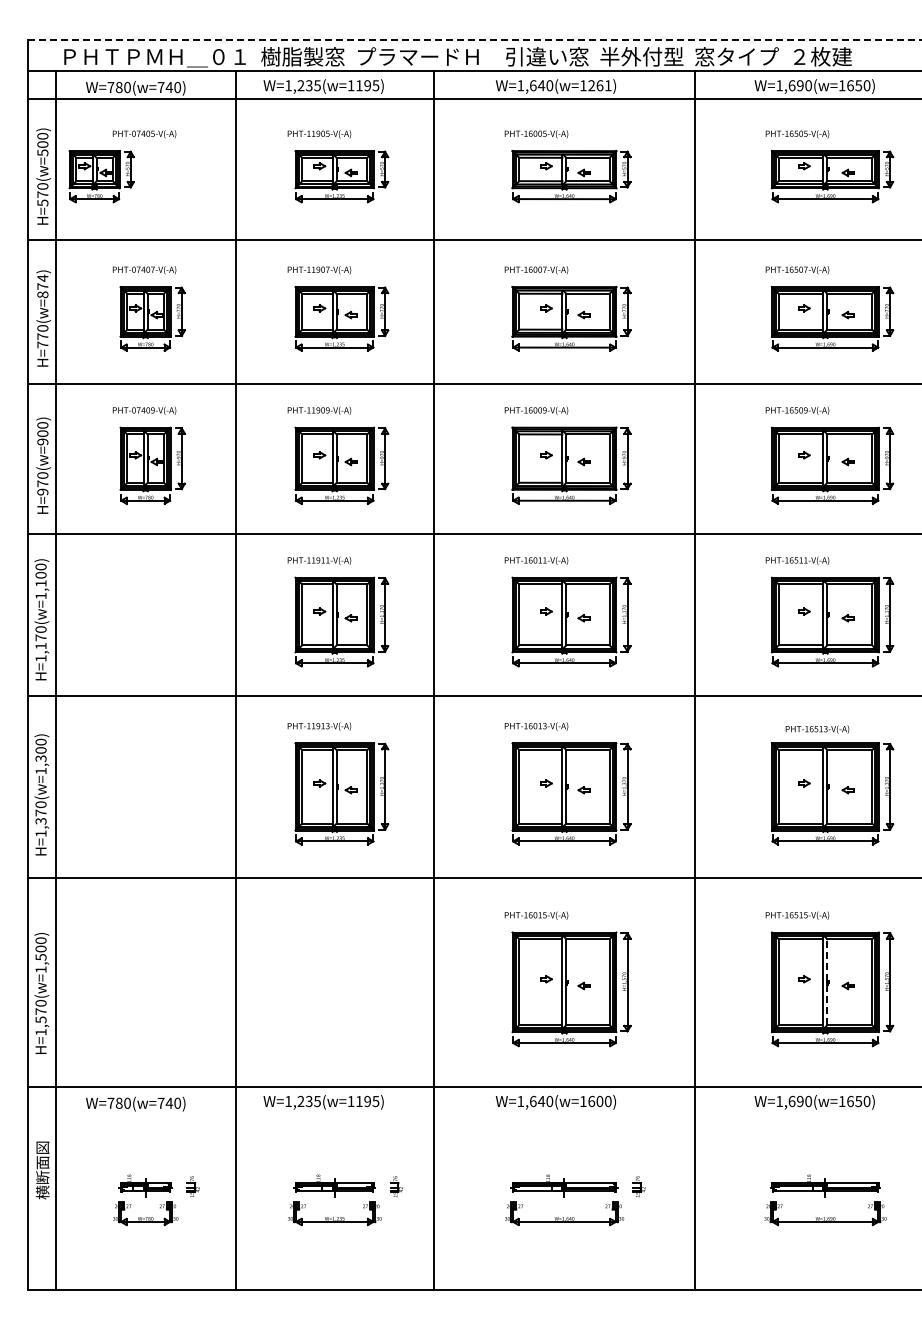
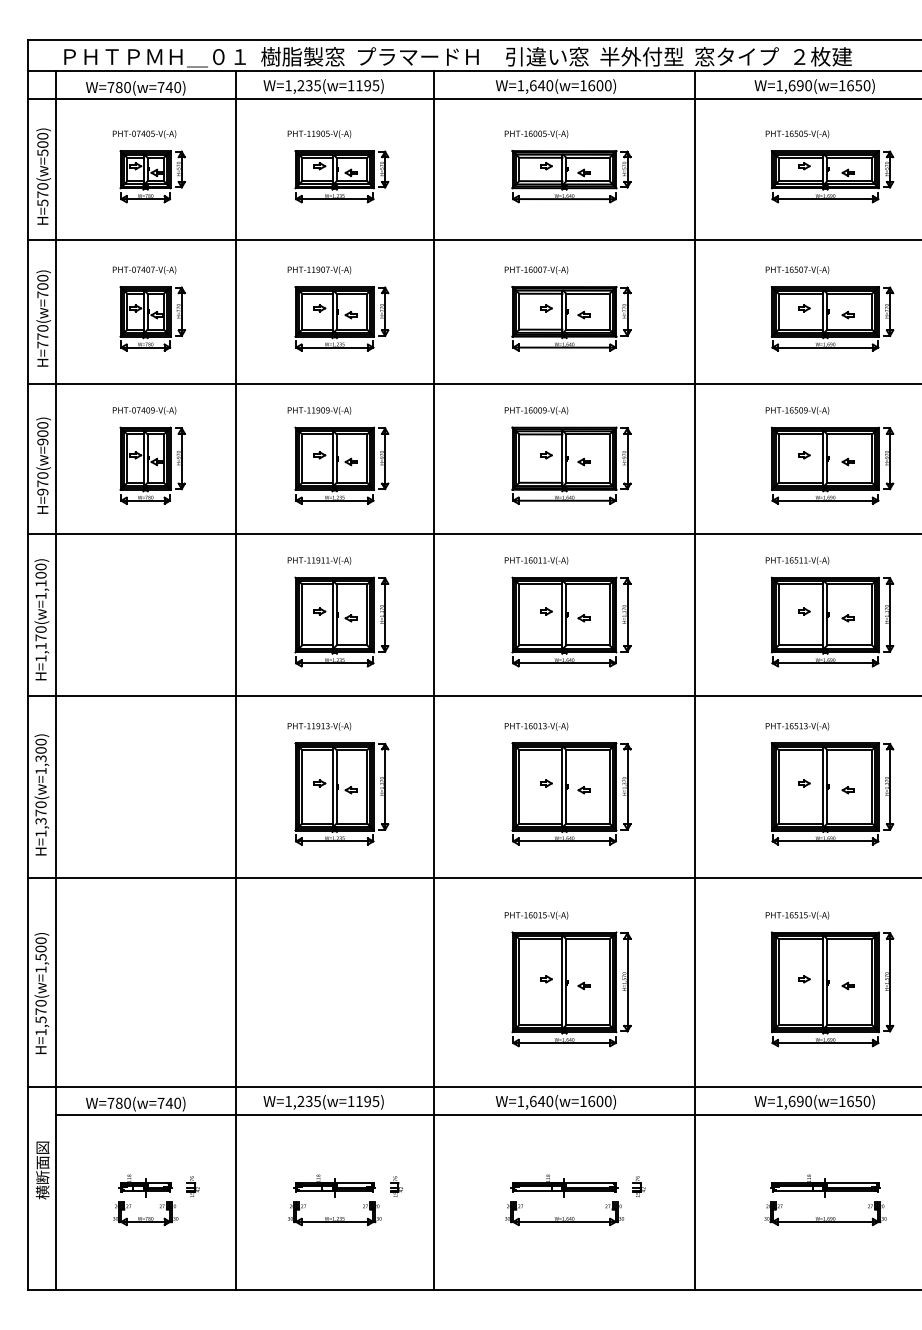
line: dashed -> solid (474, 39)
text: W=1,640(w=1261) -> W=1,640(w=1600) (599, 85)
part position: (101, 176) -> (152, 176) (152, 176)
text: H=770(w=874) -> H=770(w=700) (42, 286)
text position: (817, 729) -> (797, 726) (797, 726)
line: dashed -> solid (827, 982)
line: none -> present (486, 1115)
